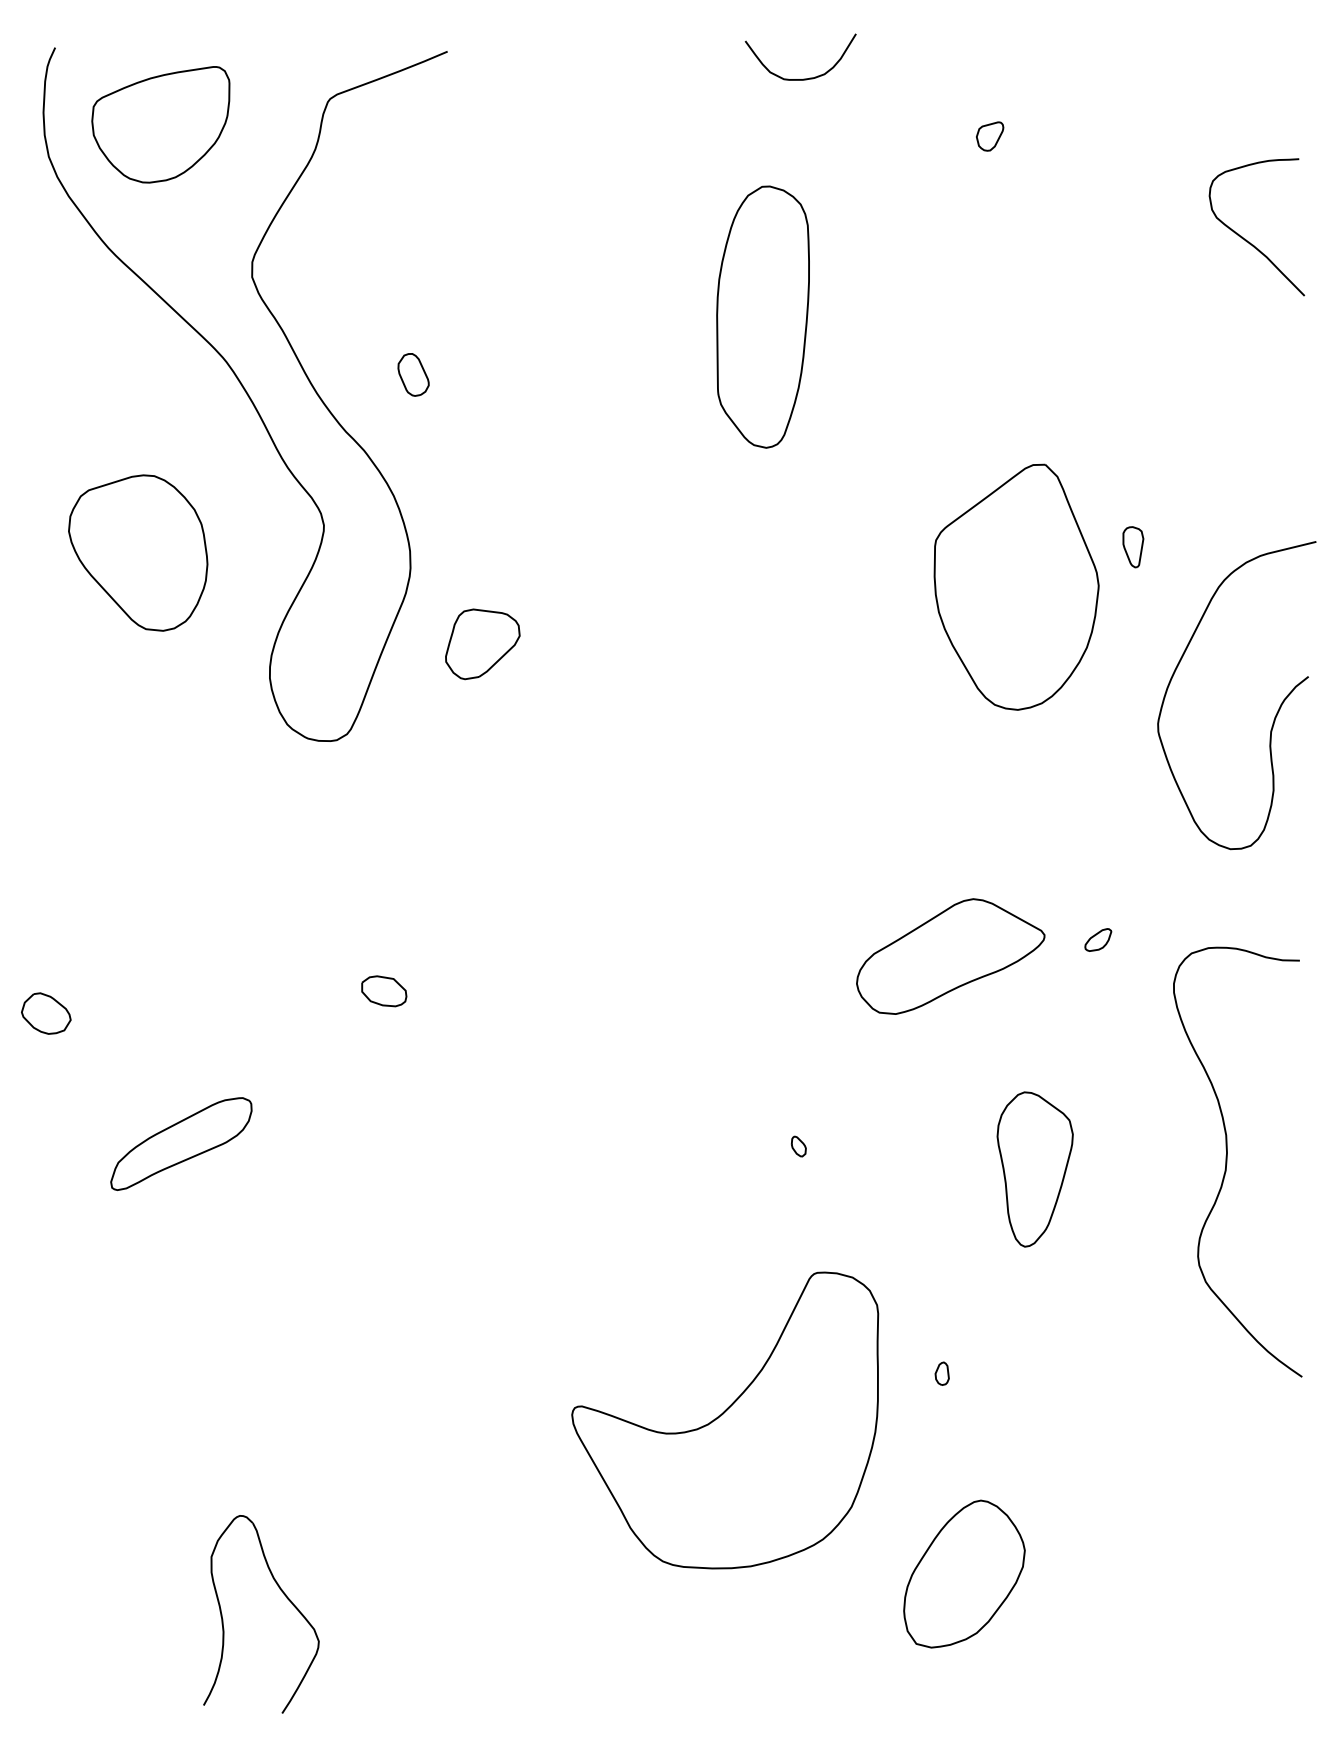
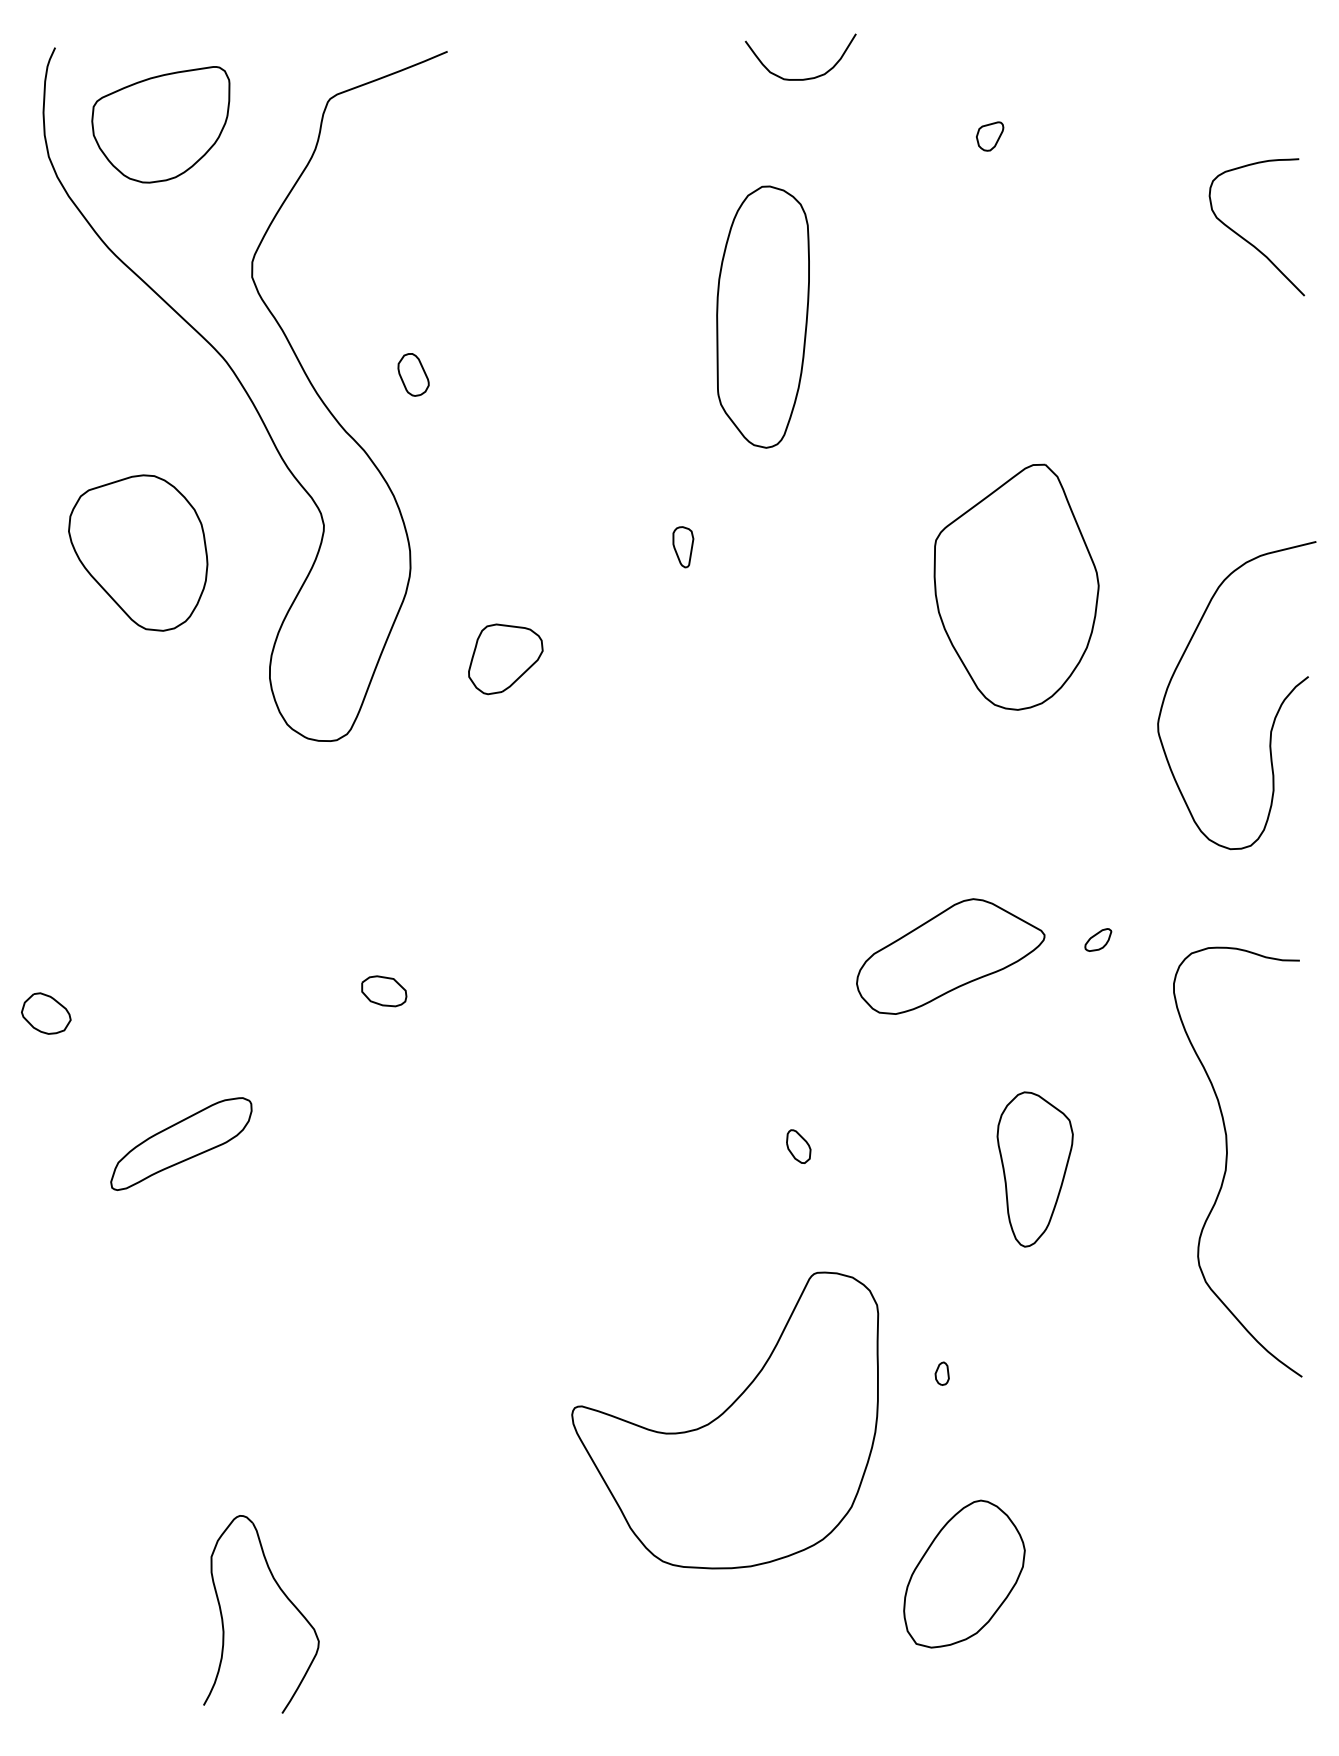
part position: (1133, 547) -> (683, 547) (683, 547)
part position: (482, 644) -> (505, 659) (505, 659)
part size: 16x23 px -> 26x35 px (798, 1146)
